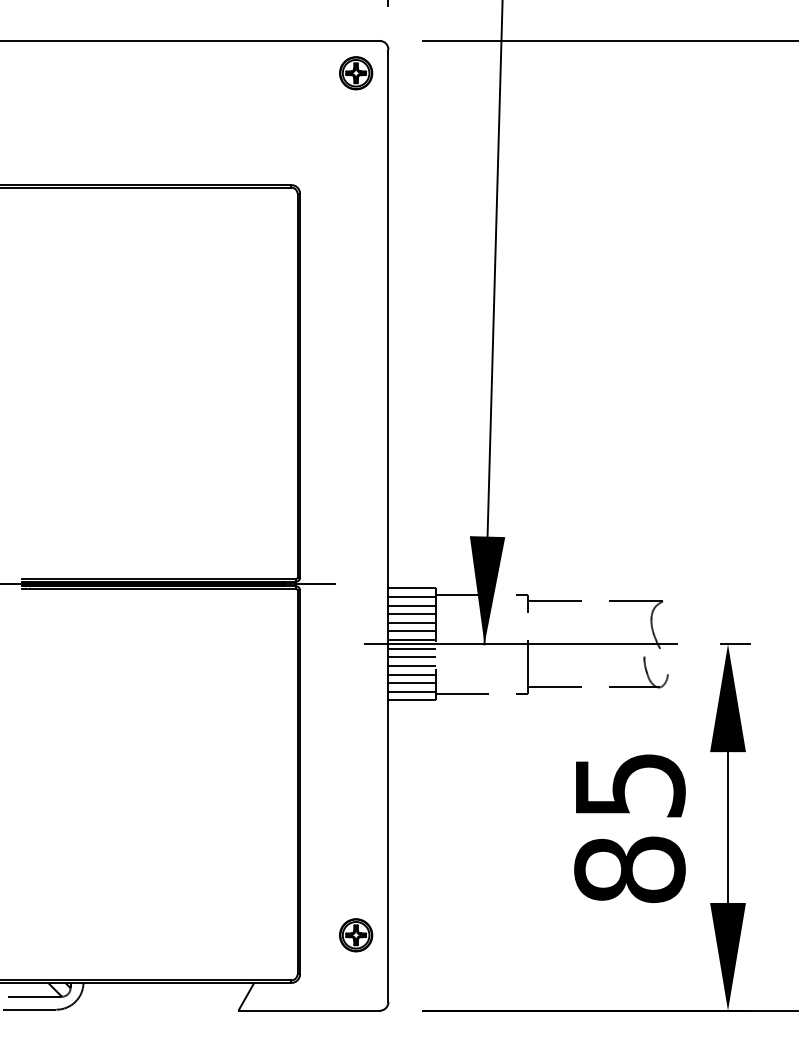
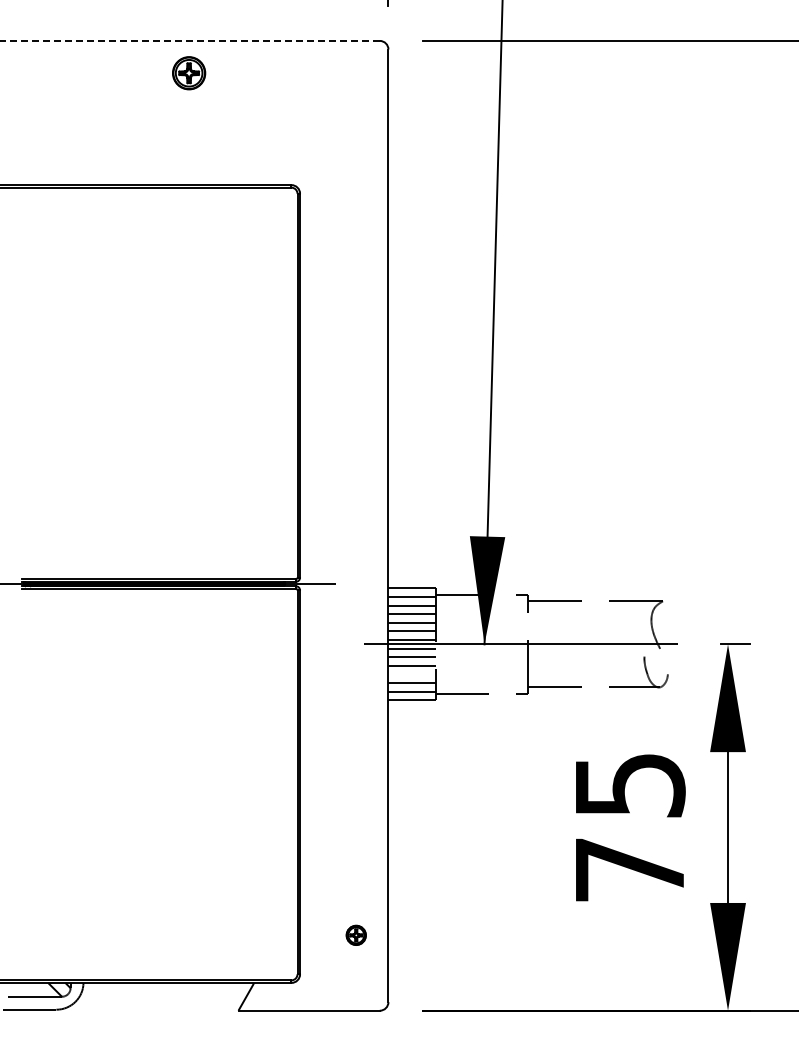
line: solid -> dashed (189, 40)
part position: (356, 73) -> (189, 73) (189, 73)
line: present -> none (411, 674)
text: 85 -> 75 (629, 869)
part size: 35x35 px -> 22x22 px (355, 934)
